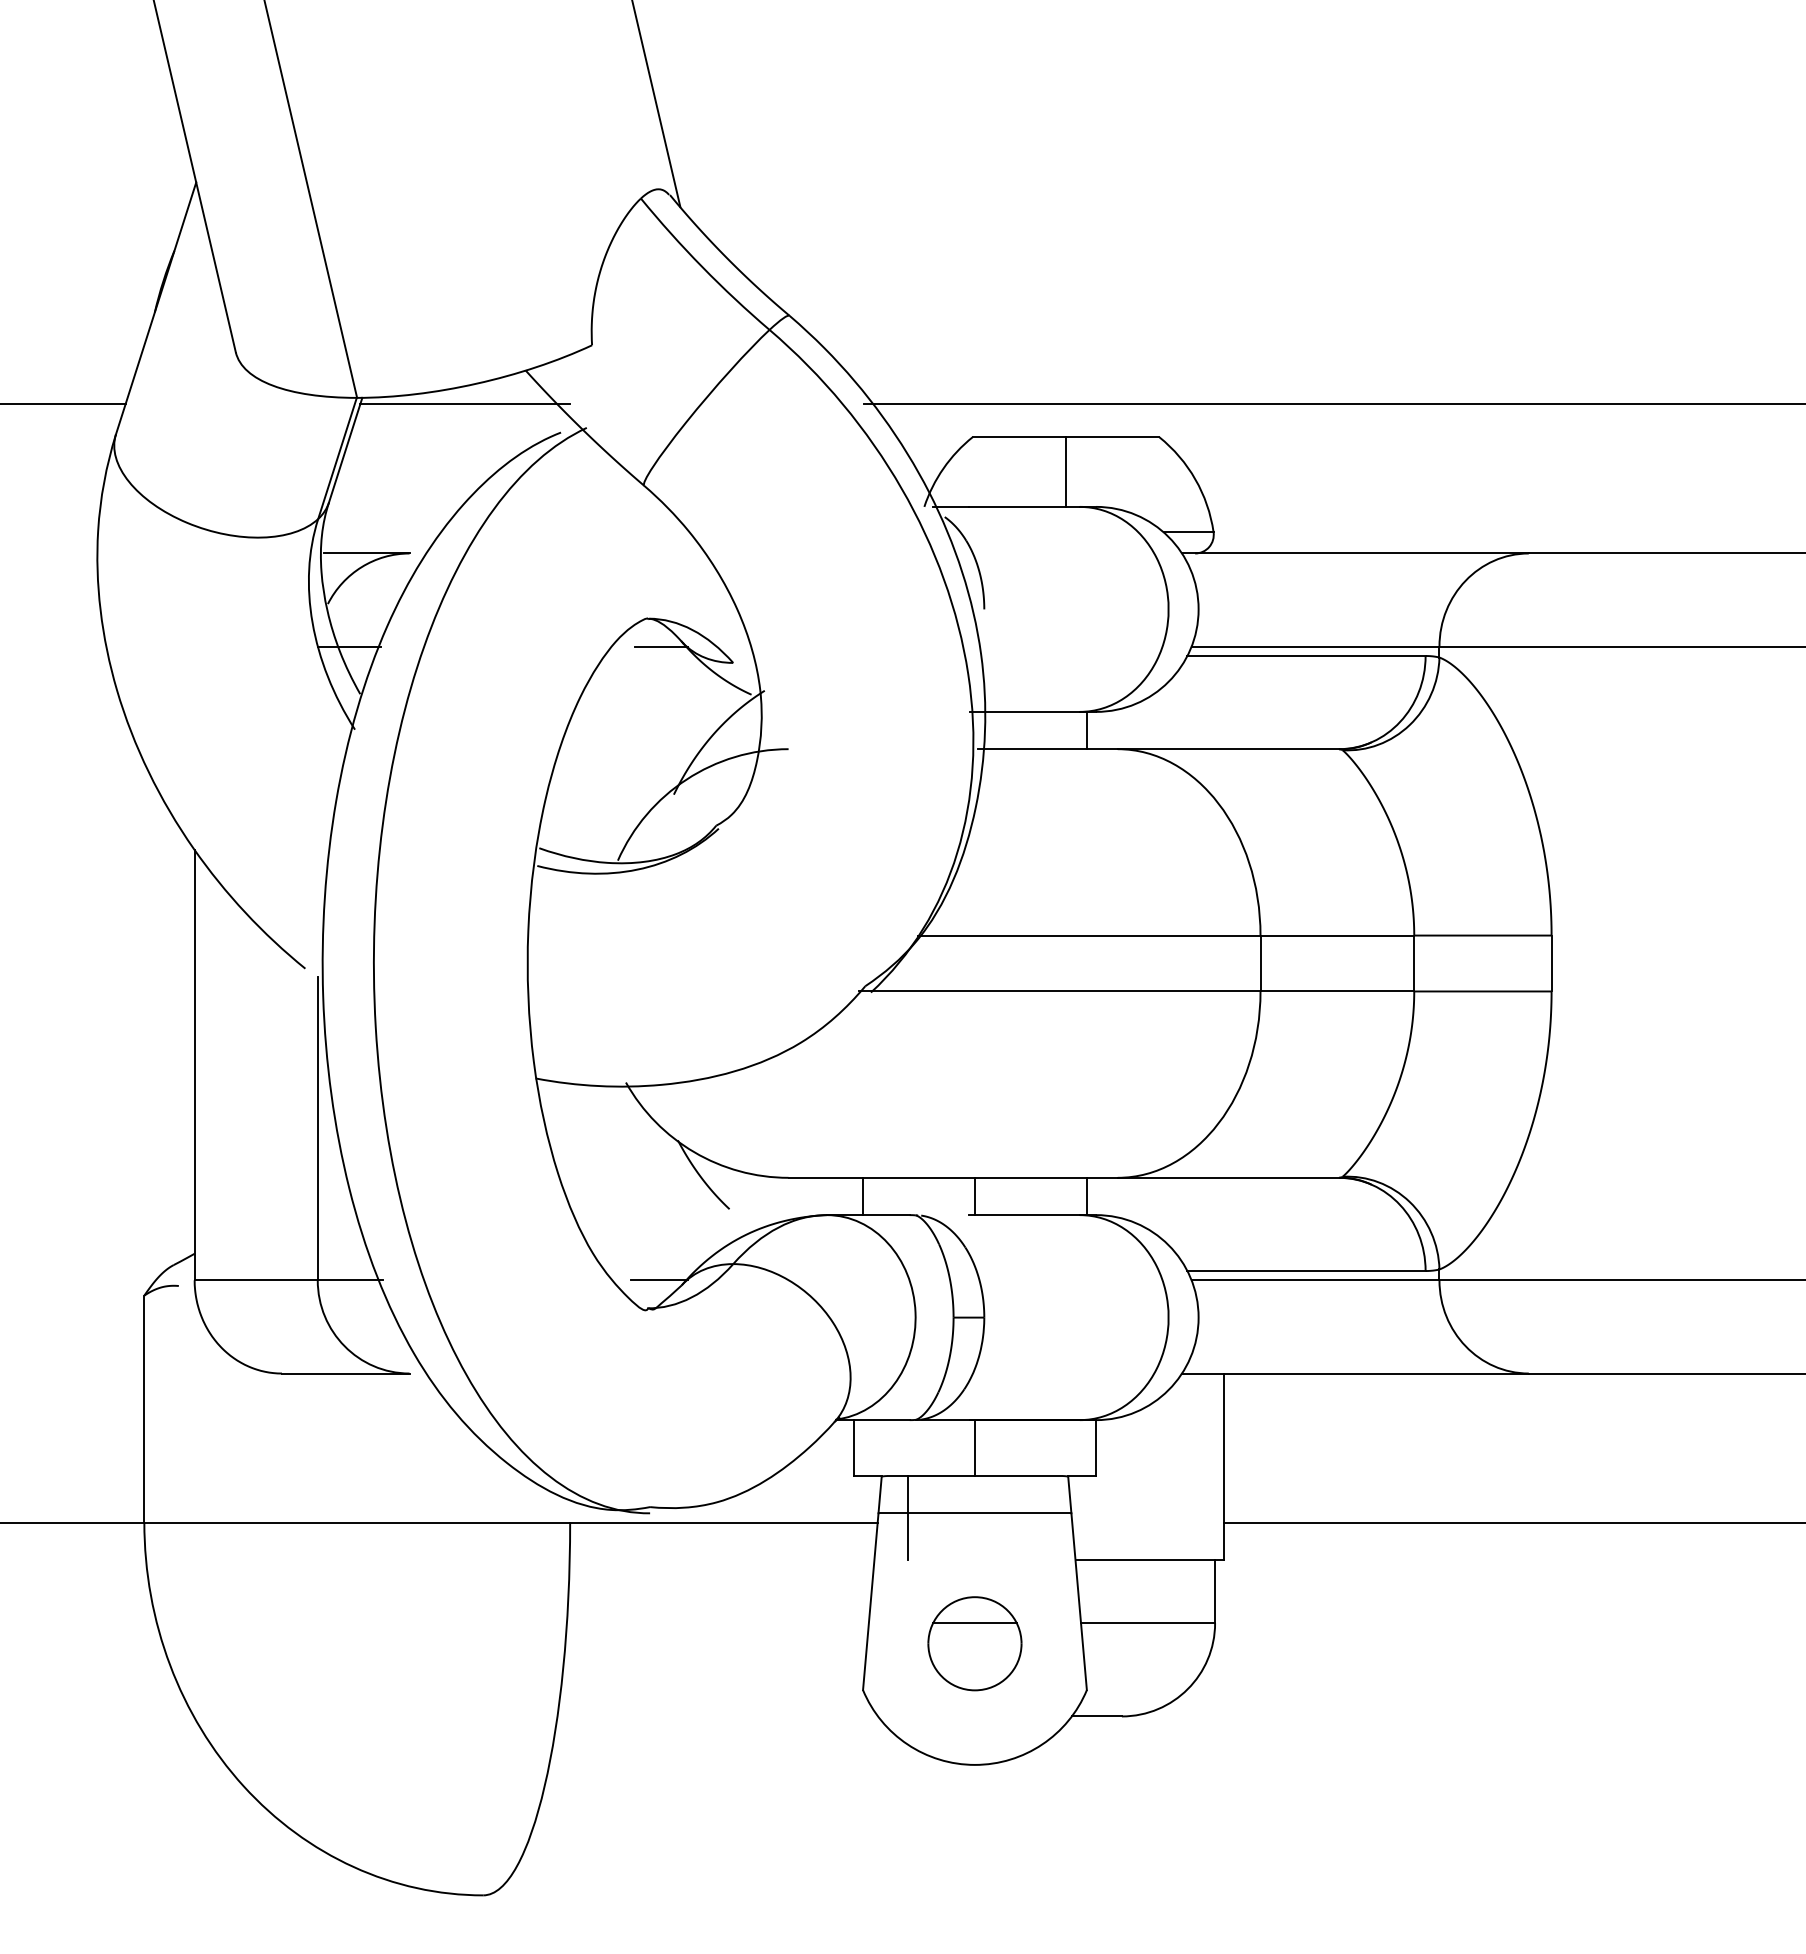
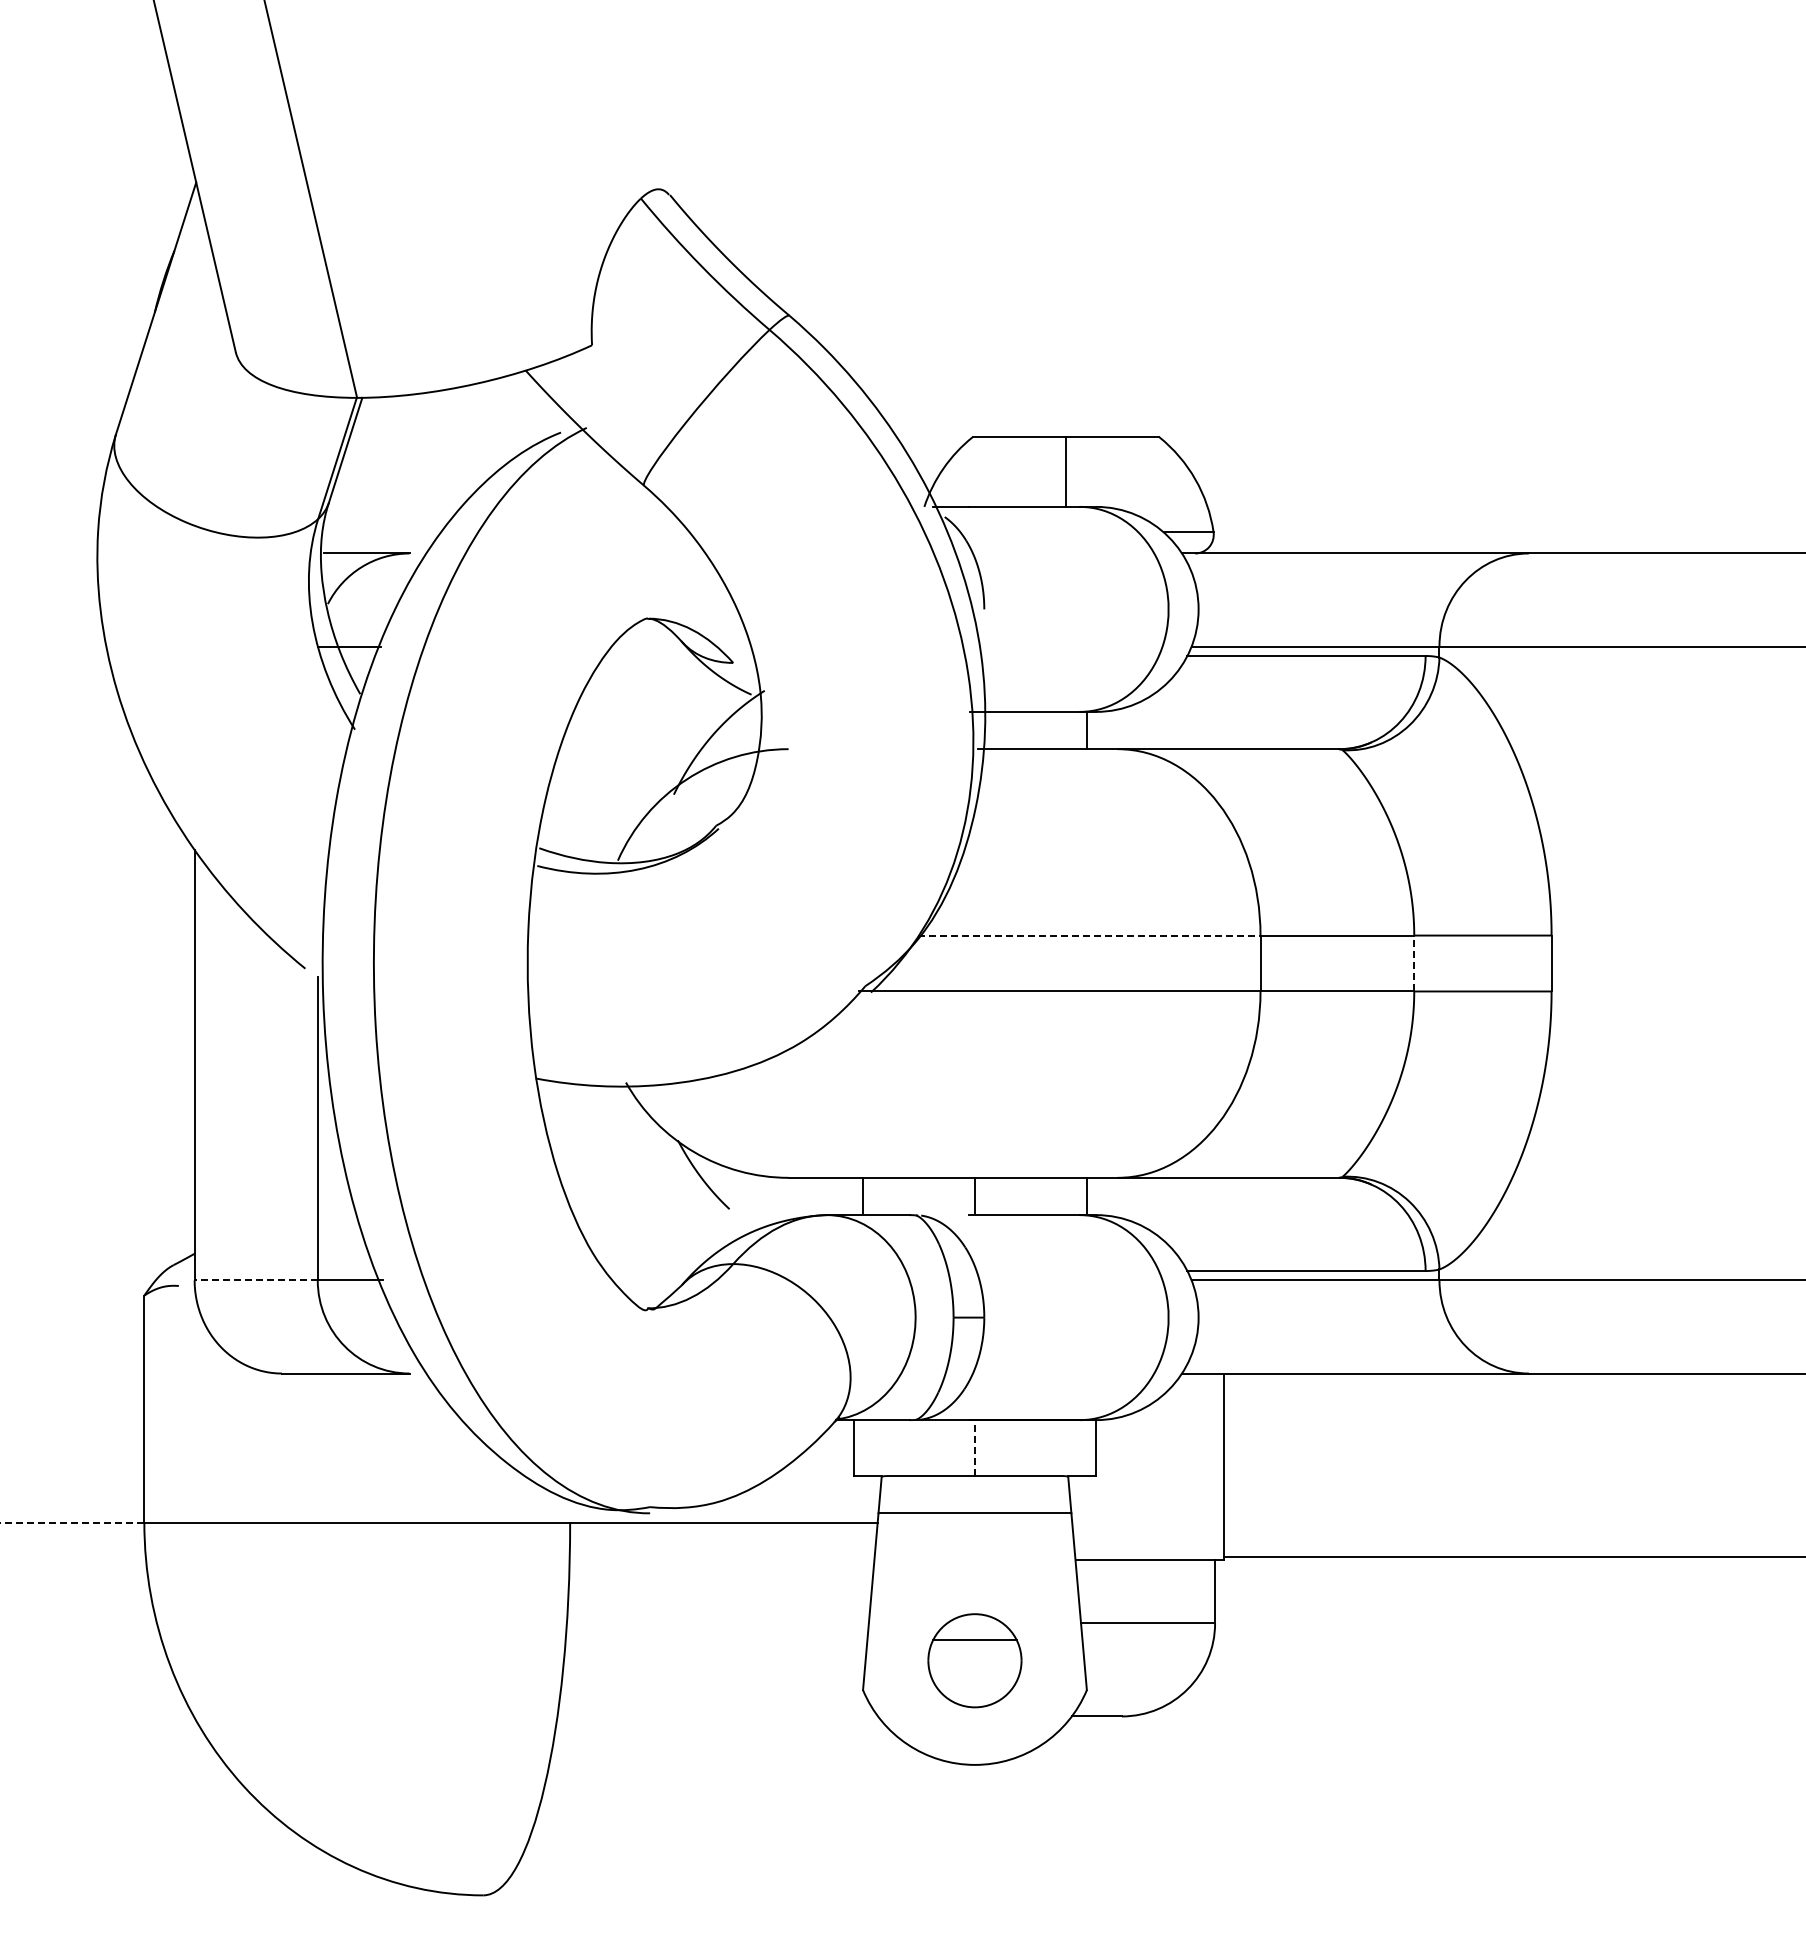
line: present -> none (656, 104)
line: present -> none (63, 404)
line: present -> none (465, 404)
line: present -> none (1332, 404)
line: present -> none (660, 646)
line: solid -> dashed (1089, 935)
line: solid -> dashed (1414, 963)
line: solid -> dashed (256, 1280)
line: present -> none (659, 1280)
line: solid -> dashed (974, 1448)
line: present -> none (907, 1517)
line: solid -> dashed (72, 1522)
line position: (1513, 1522) -> (1513, 1556) (1513, 1556)
part position: (974, 1643) -> (974, 1660) (974, 1660)
